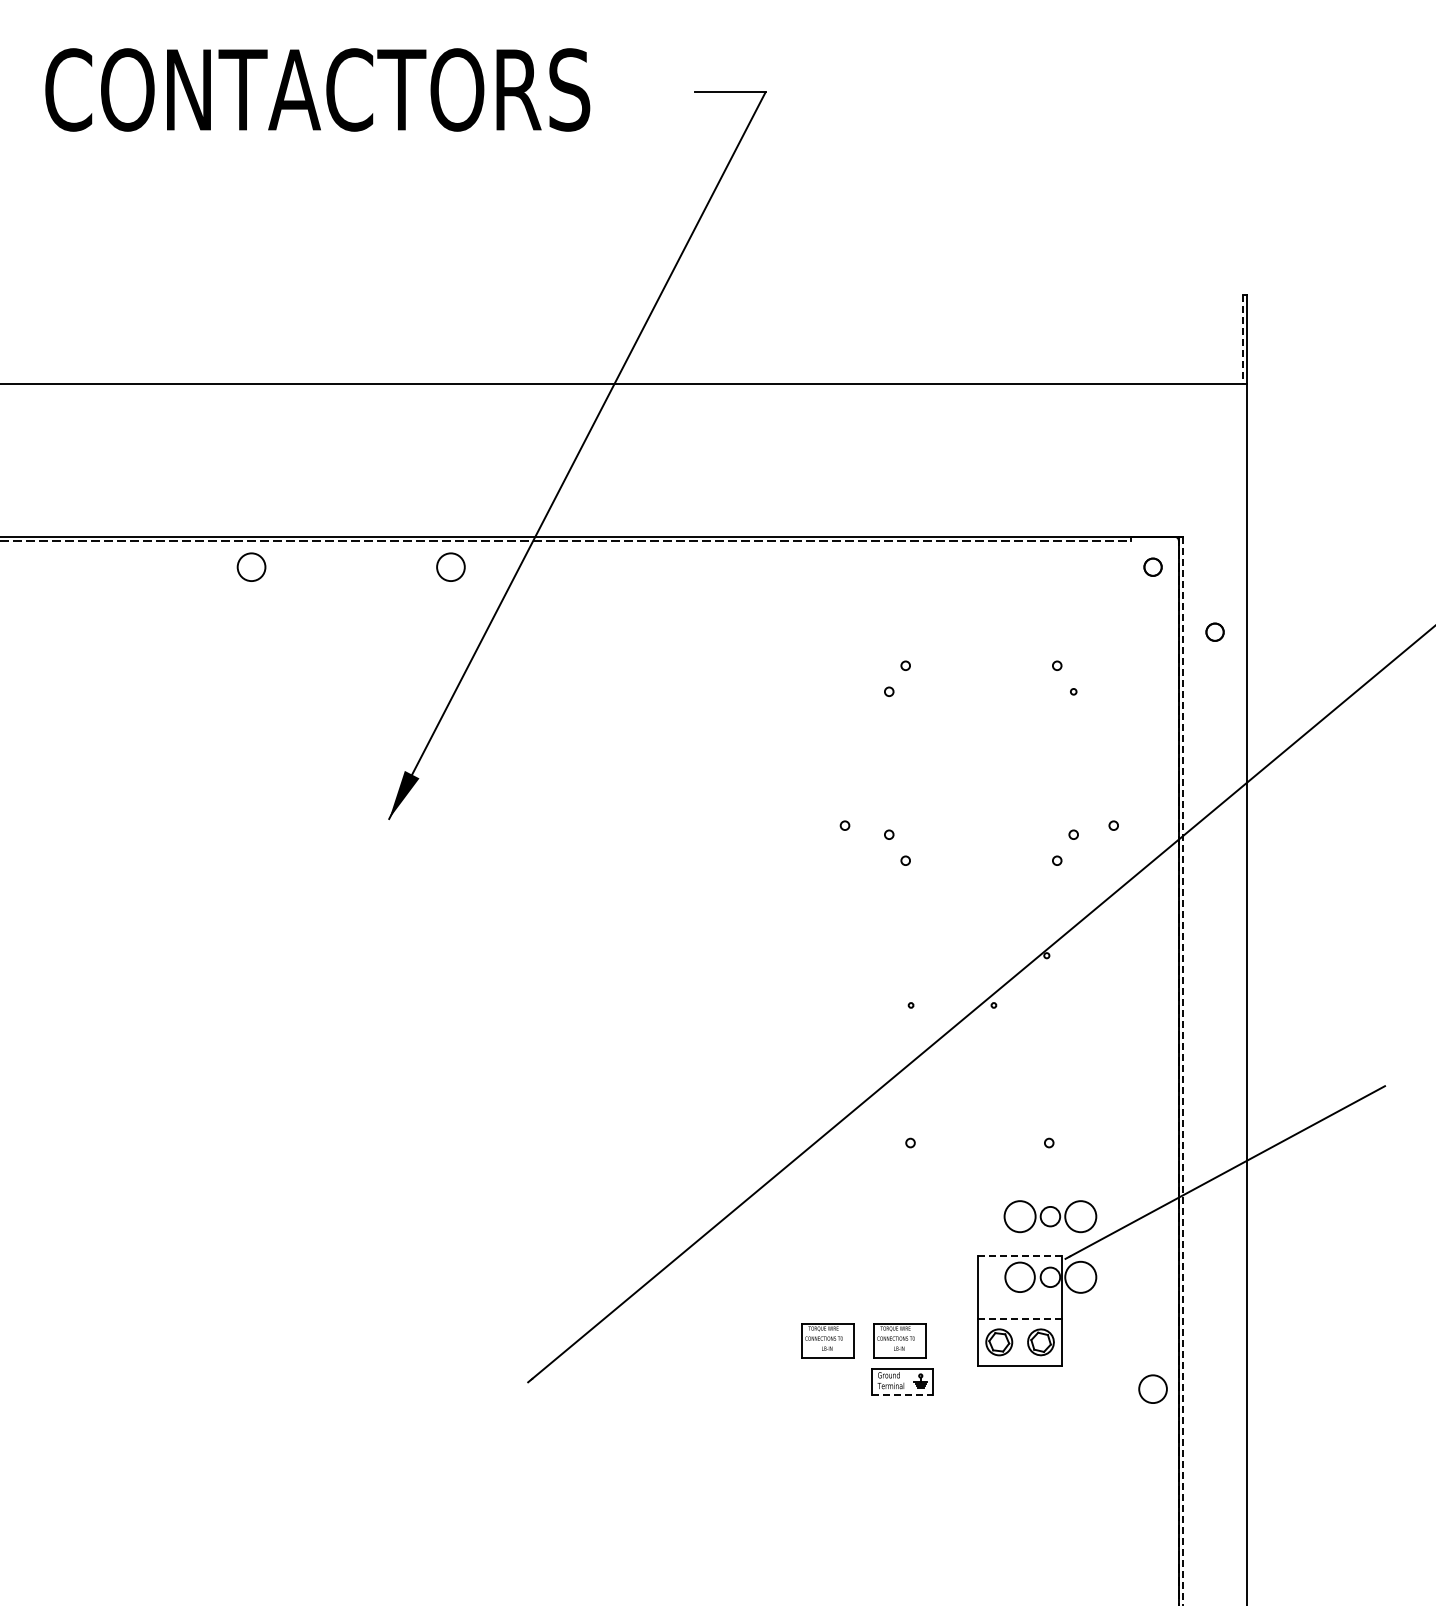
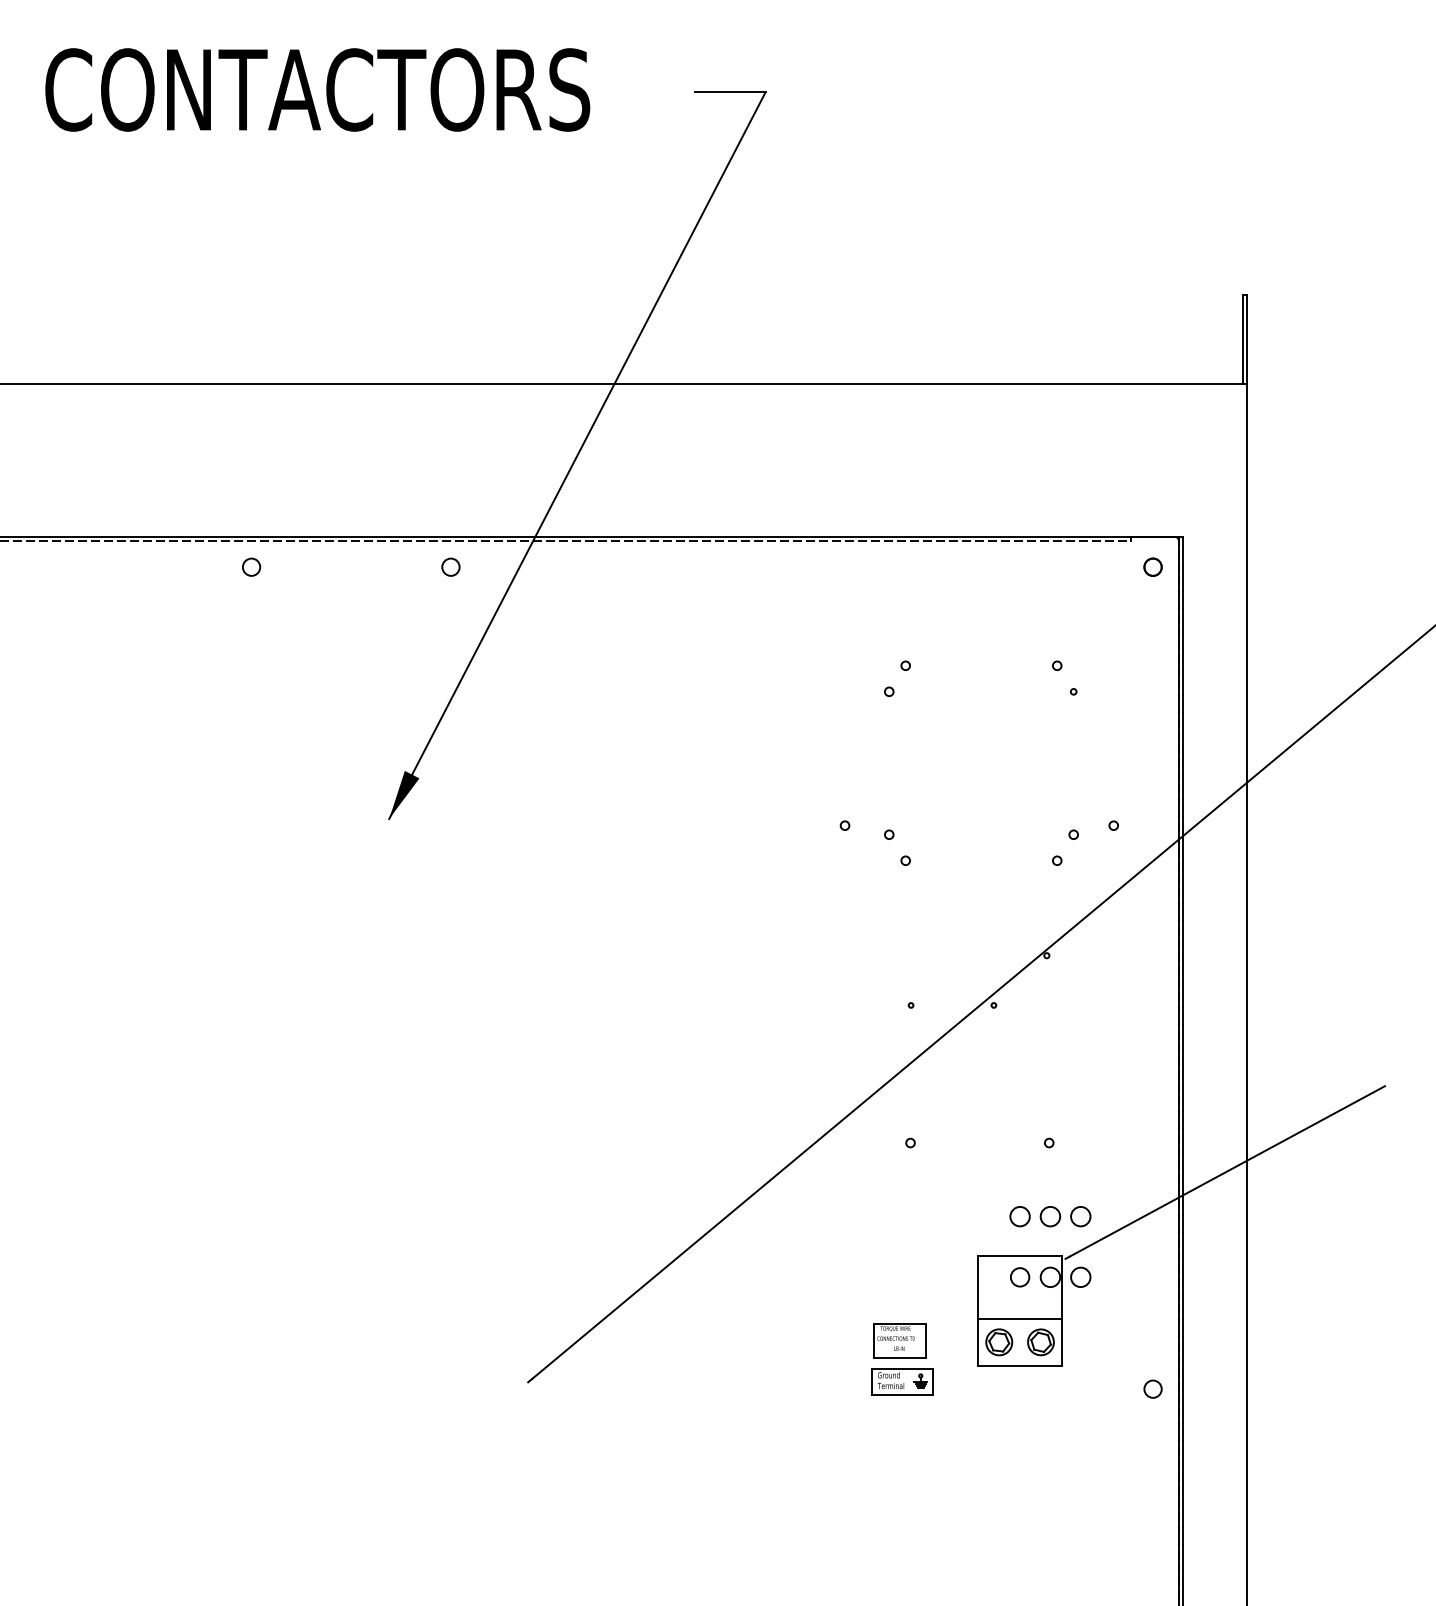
line: dashed -> solid (1242, 339)
circle diameter: 28 px -> 17 px (251, 566)
circle diameter: 28 px -> 17 px (450, 566)
circle: present -> none (1214, 631)
line: dashed -> solid (1183, 1071)
circle diameter: 31 px -> 19 px (1019, 1216)
circle diameter: 31 px -> 19 px (1080, 1216)
line: dashed -> solid (1020, 1255)
circle diameter: 31 px -> 19 px (1080, 1277)
circle diameter: 30 px -> 18 px (1019, 1277)
line: dashed -> solid (1020, 1318)
part: present -> none (827, 1340)
circle diameter: 28 px -> 17 px (1152, 1388)
line: dashed -> solid (903, 1394)
